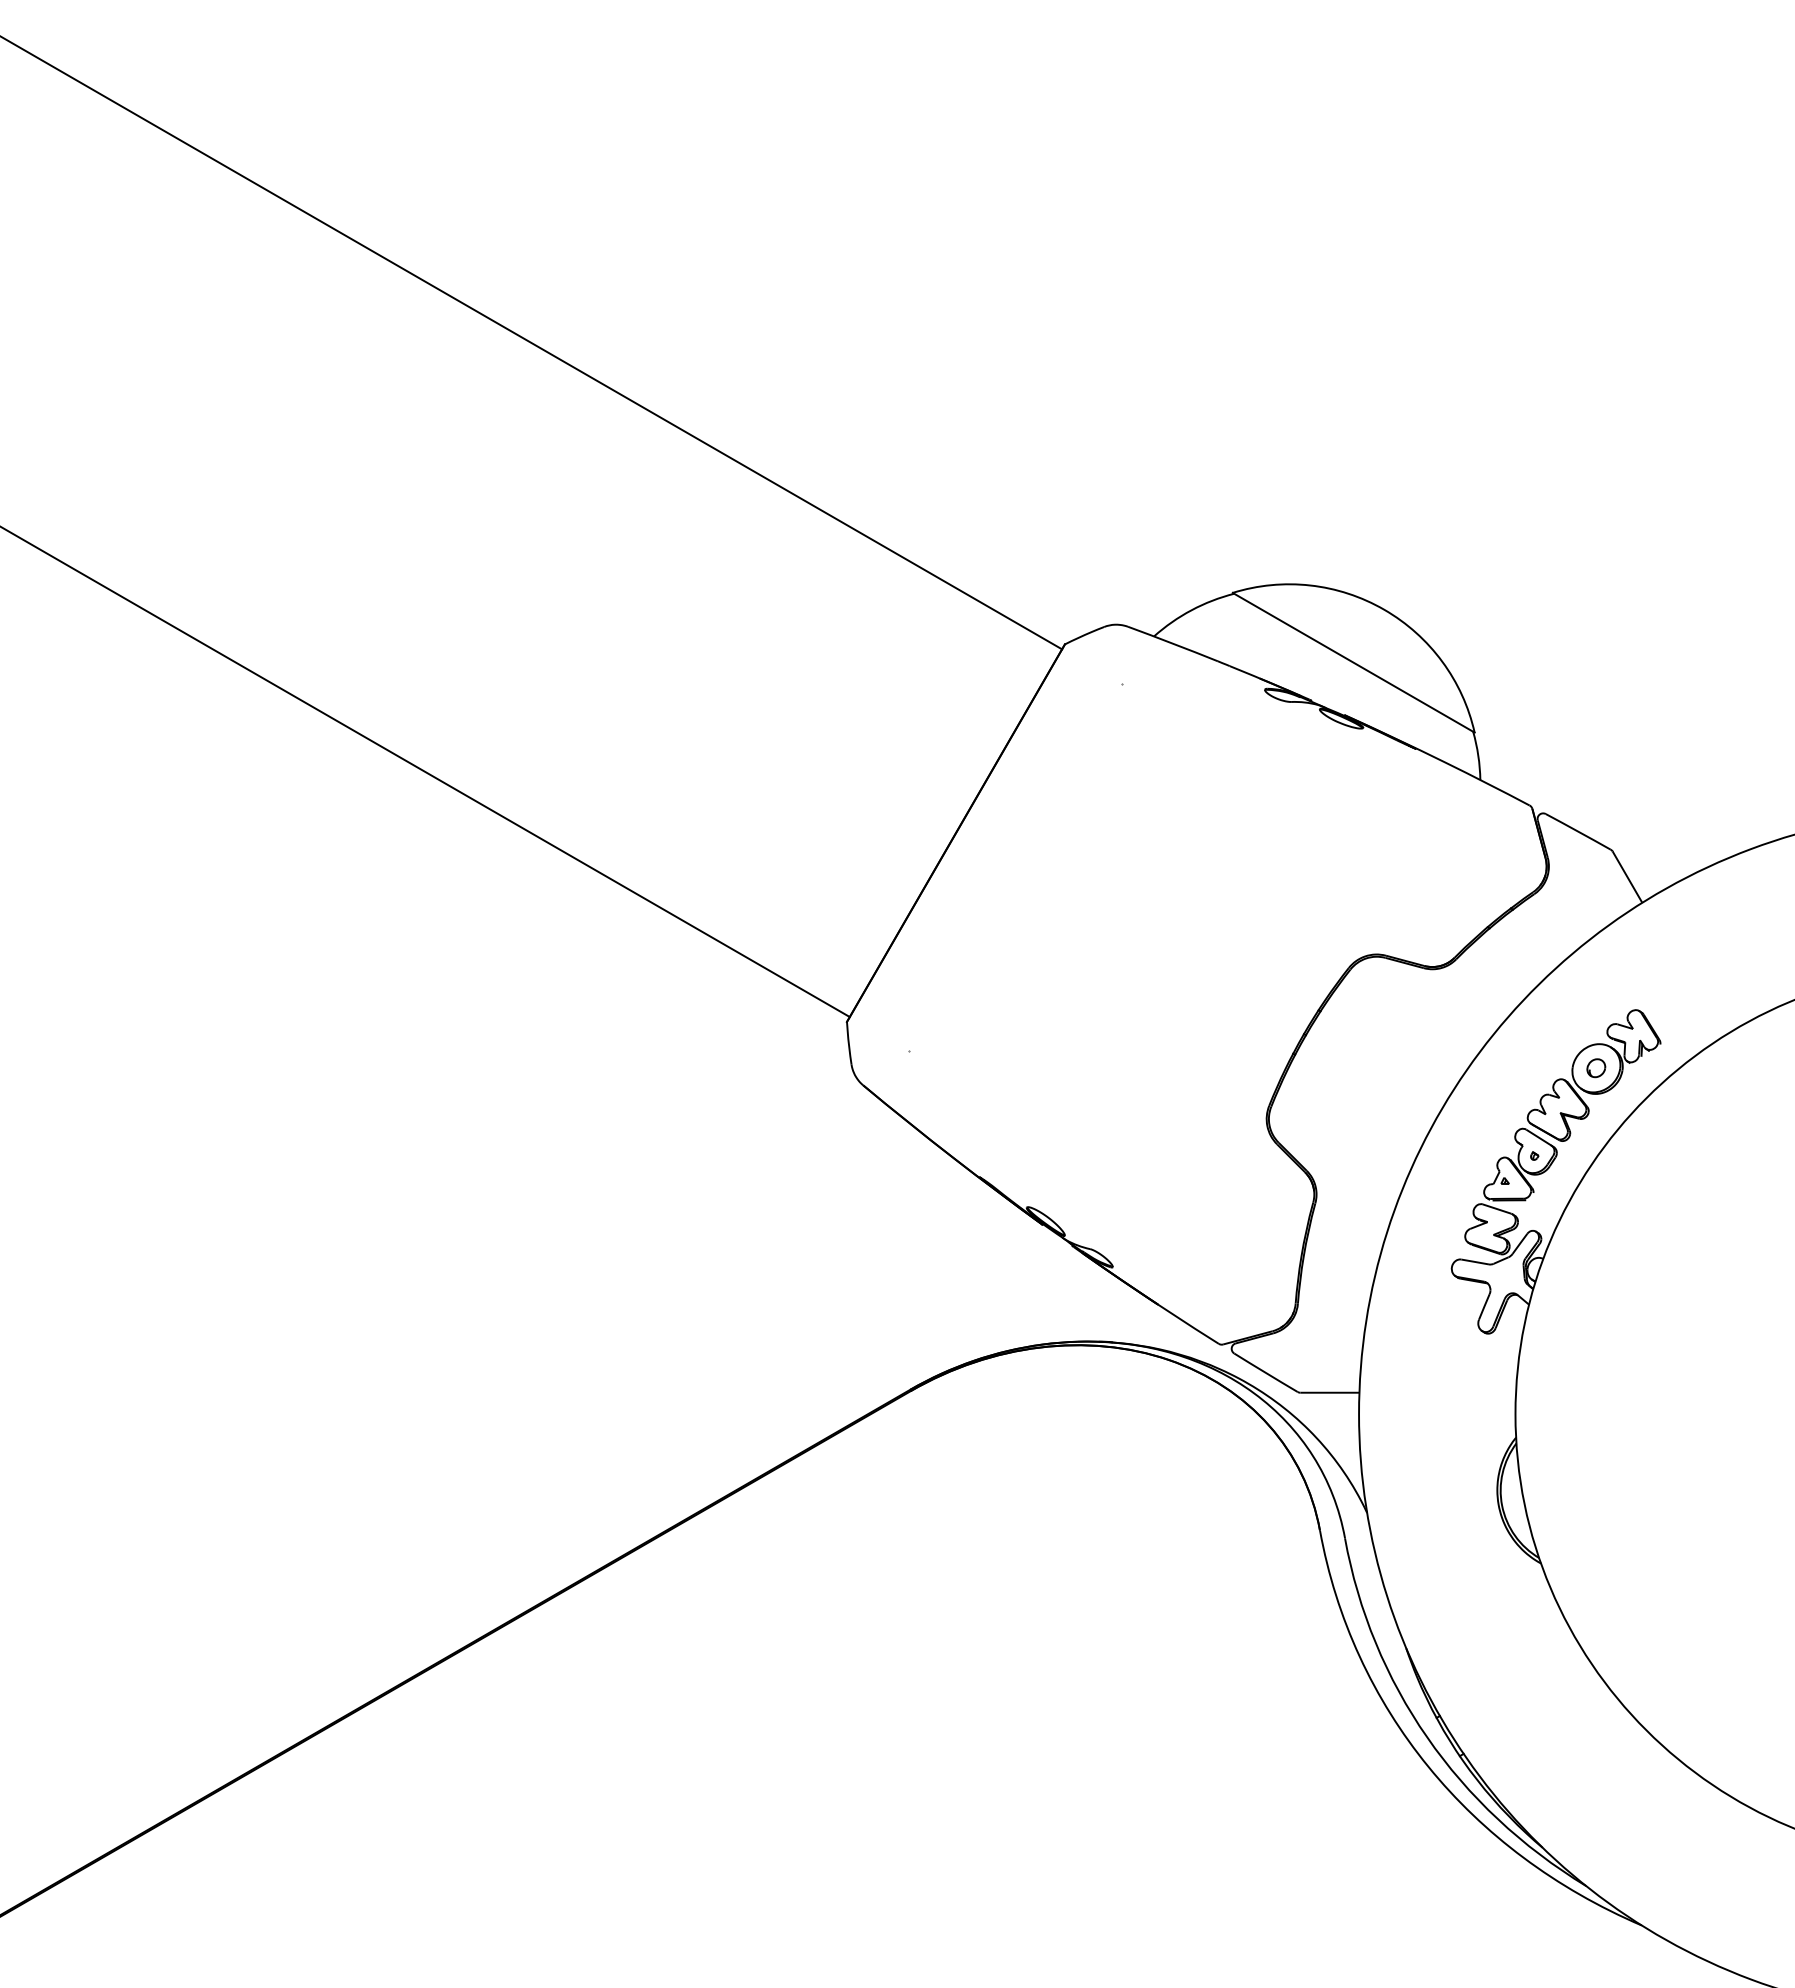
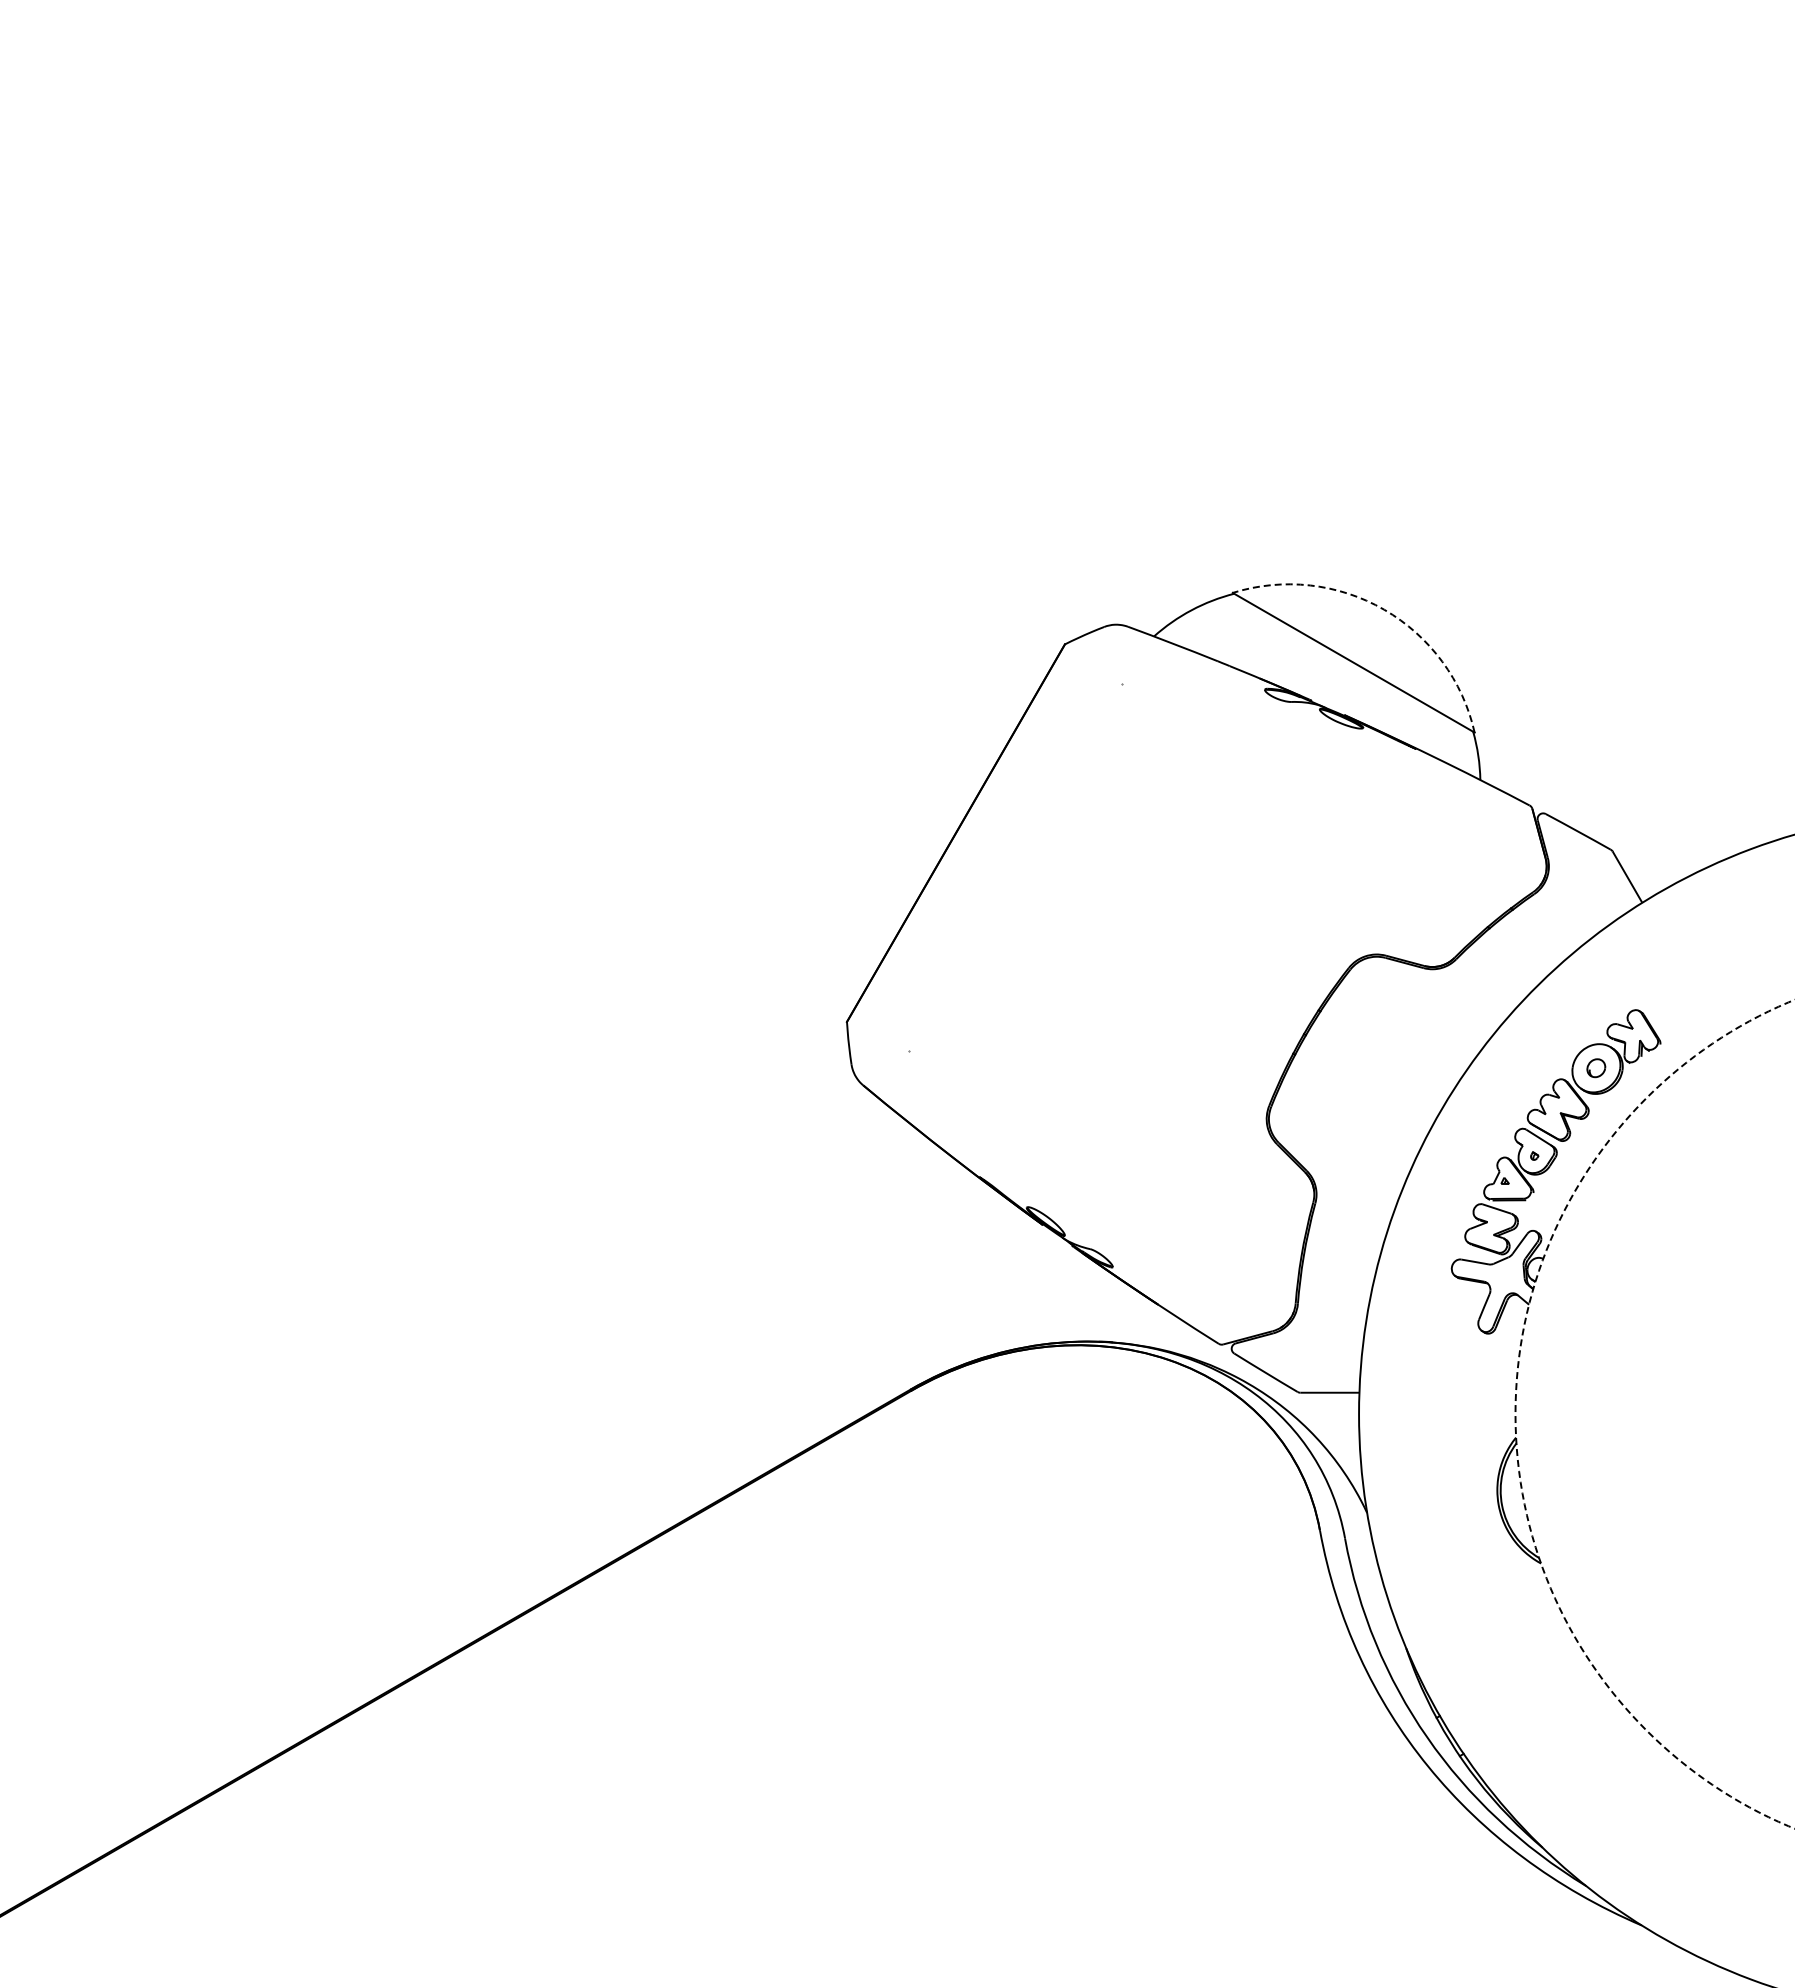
line: present -> none (532, 343)
arc: solid -> dashed (1384, 609)
line: present -> none (425, 772)
arc: solid -> dashed (1515, 1414)
